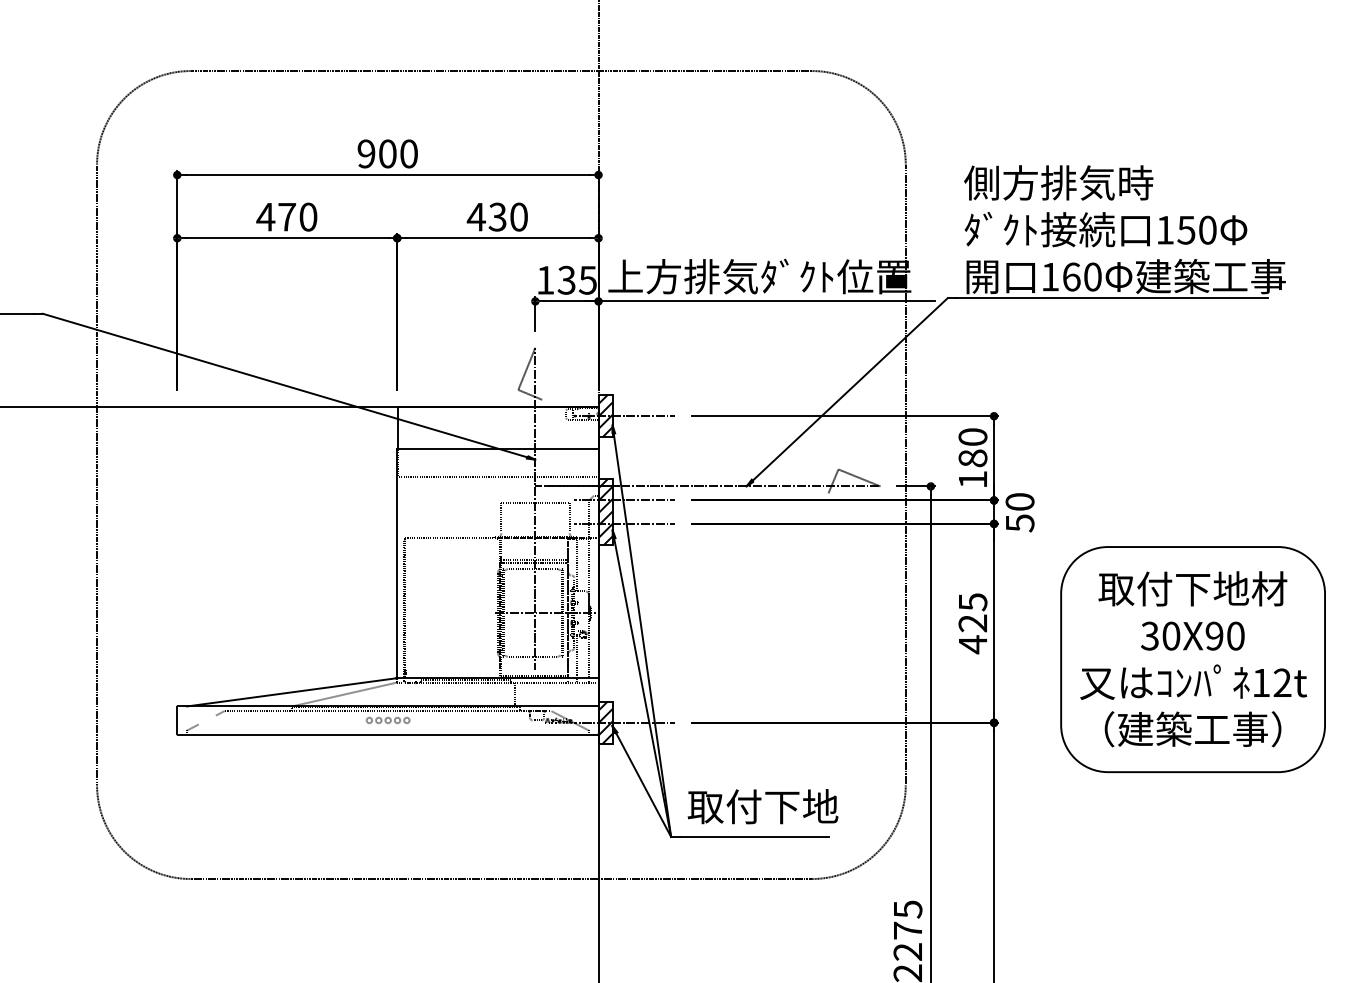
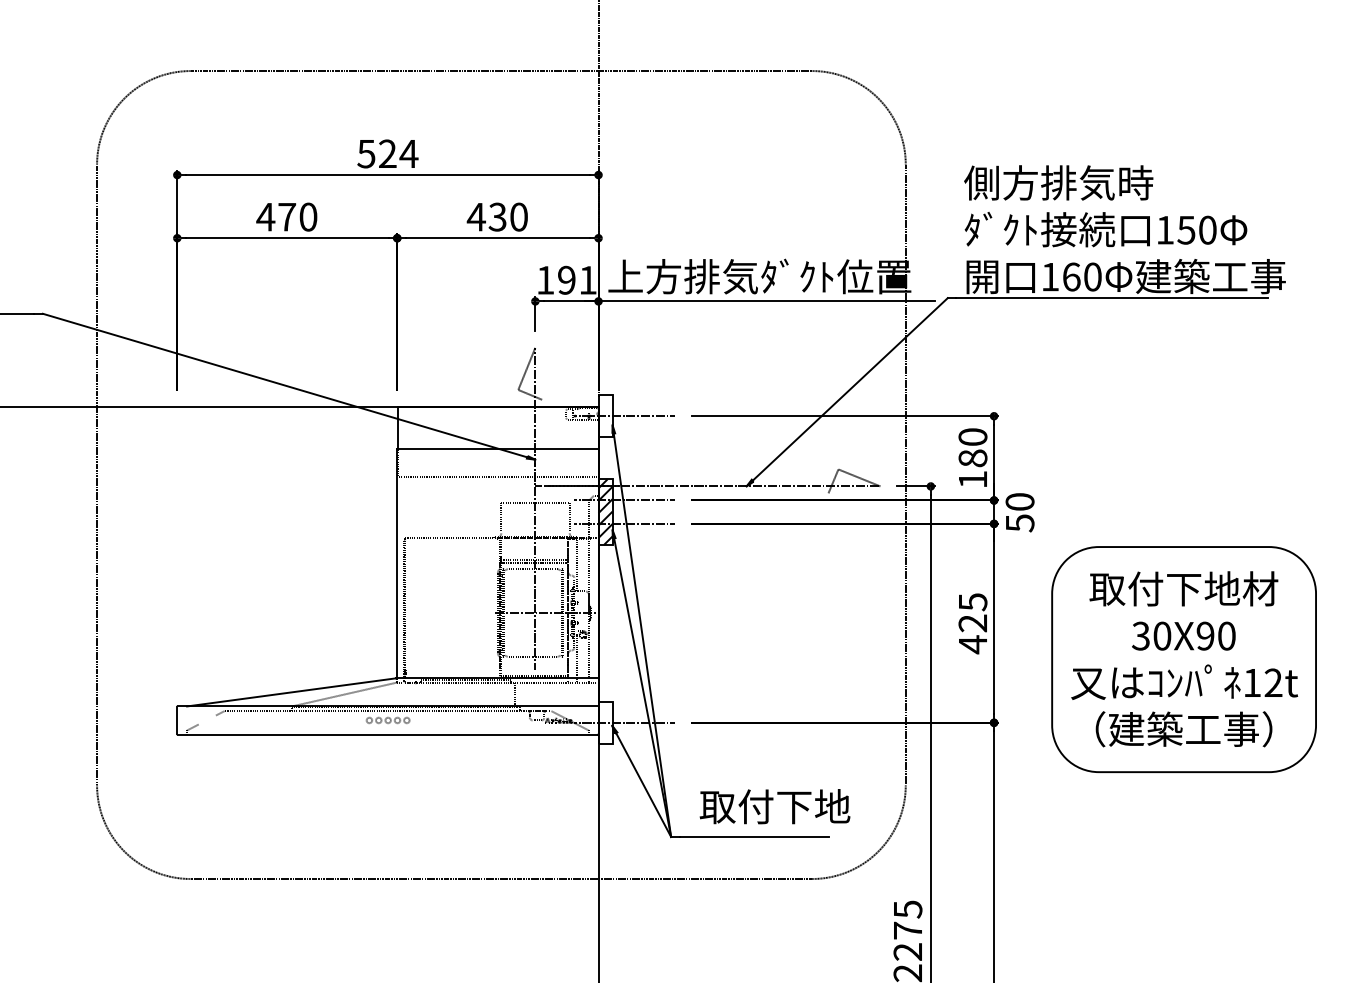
text: 900 -> 524 (387, 153)
text: 135 -> 191 (576, 280)
hatch: present -> none (605, 416)
part position: (1192, 659) -> (1183, 659) (1183, 659)
hatch: present -> none (605, 722)
text position: (762, 806) -> (774, 806) (774, 806)
